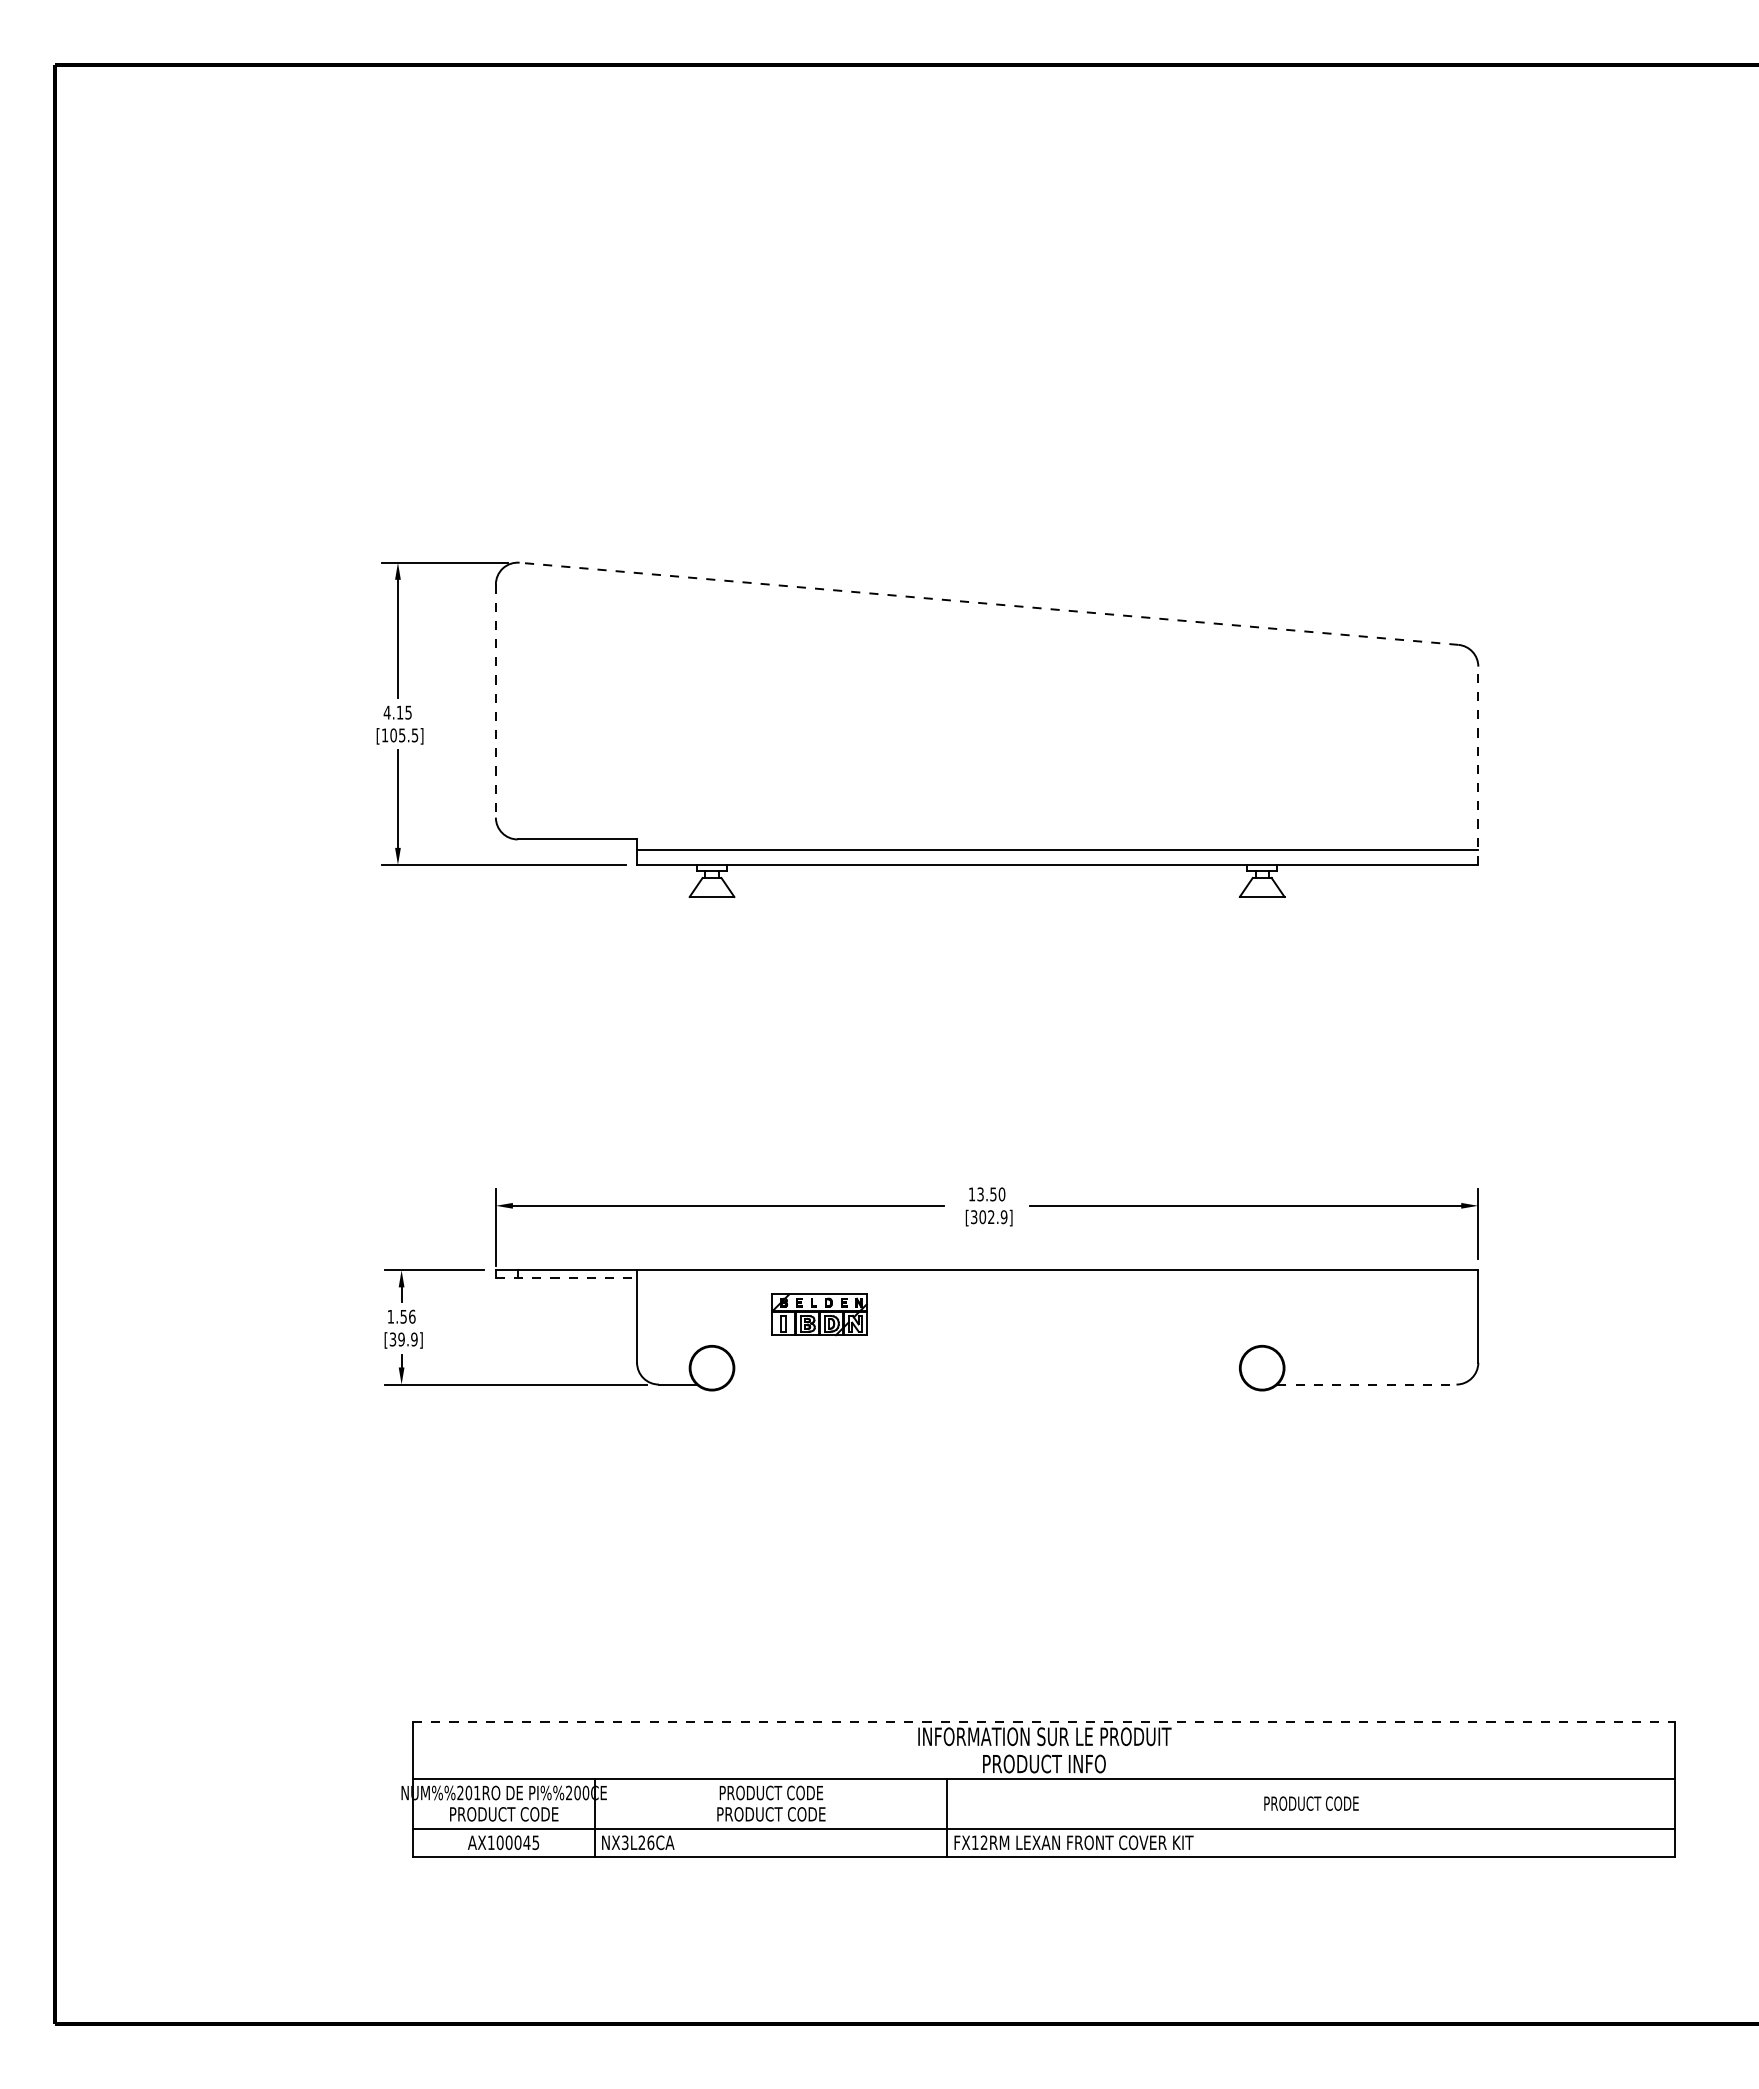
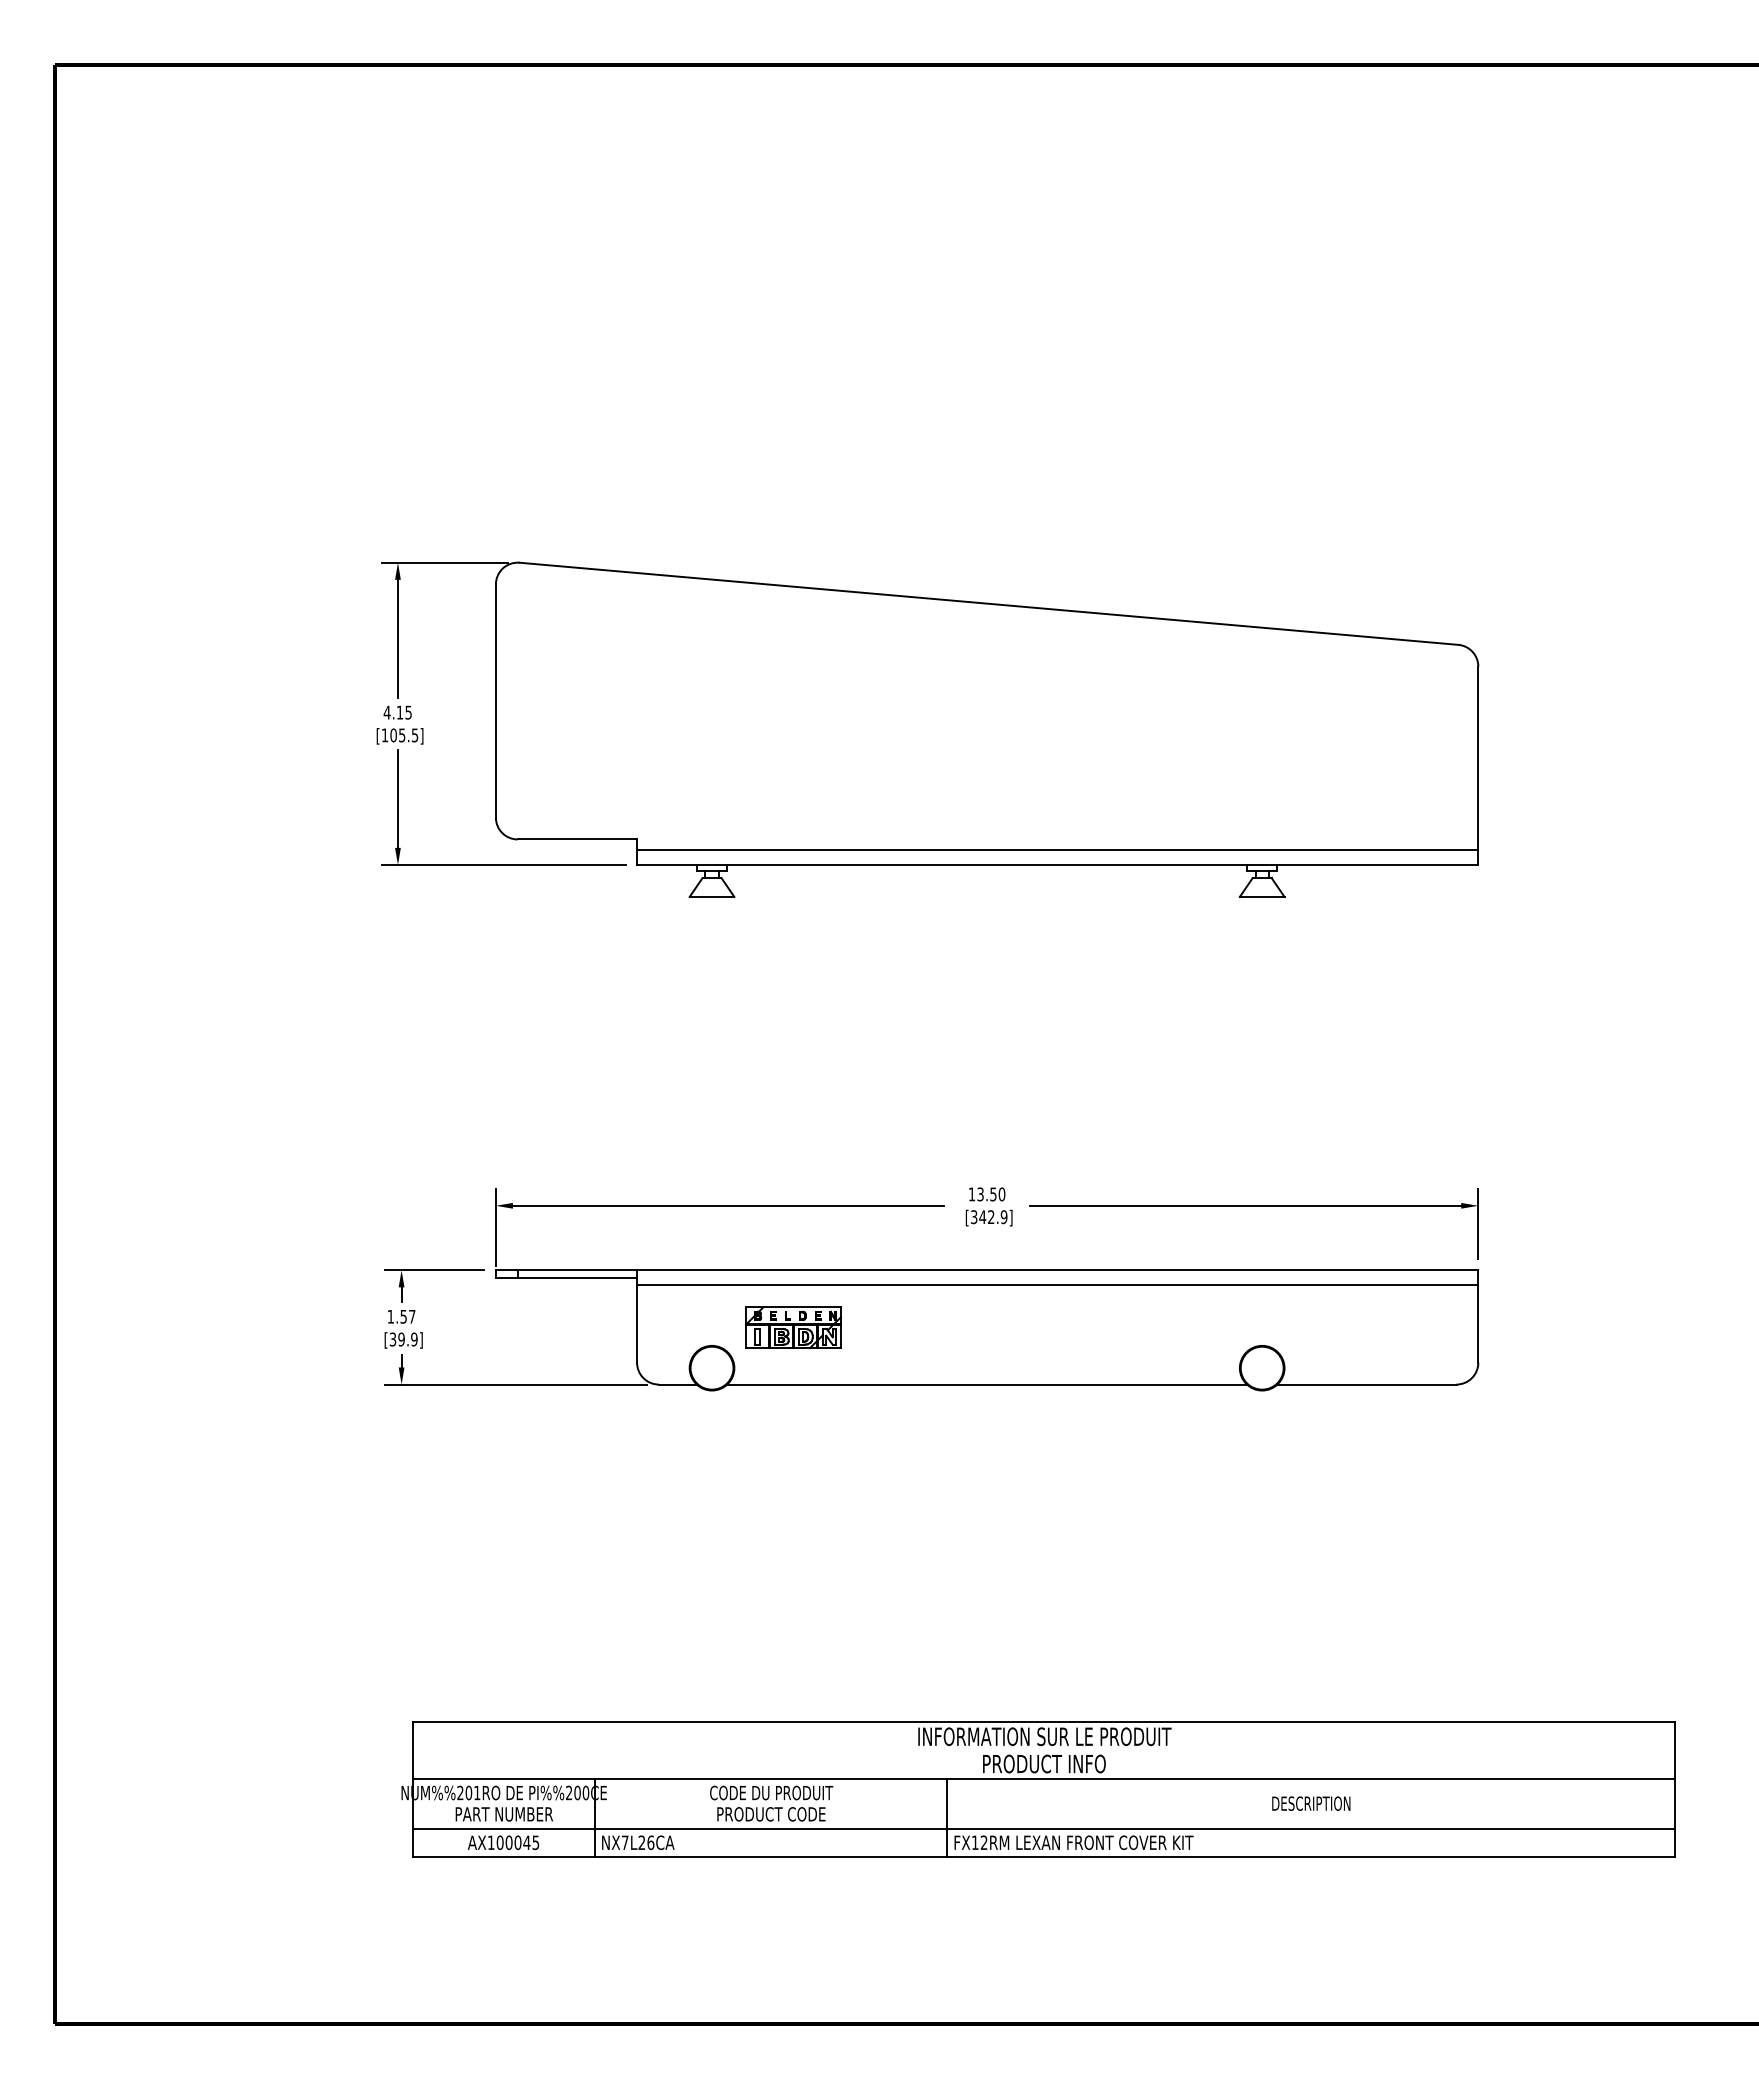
line: dashed -> solid (988, 603)
line: dashed -> solid (495, 701)
line: dashed -> solid (1478, 765)
text: [302.9] -> [342.9] (982, 1217)
line: dashed -> solid (566, 1277)
line: none -> present (1057, 1284)
part position: (819, 1314) -> (793, 1327) (793, 1327)
text: 1.56 -> 1.57 (412, 1316)
line: none -> present (986, 1384)
line: dashed -> solid (1366, 1384)
line: dashed -> solid (1044, 1721)
text: PRODUCT CODE -> CODE DU PRODUIT (771, 1792)
text: PRODUCT CODE -> DESCRIPTION (1311, 1803)
text: PRODUCT CODE -> PART NUMBER (504, 1814)
text: NX3L26CA -> NX7L26CA (624, 1842)
